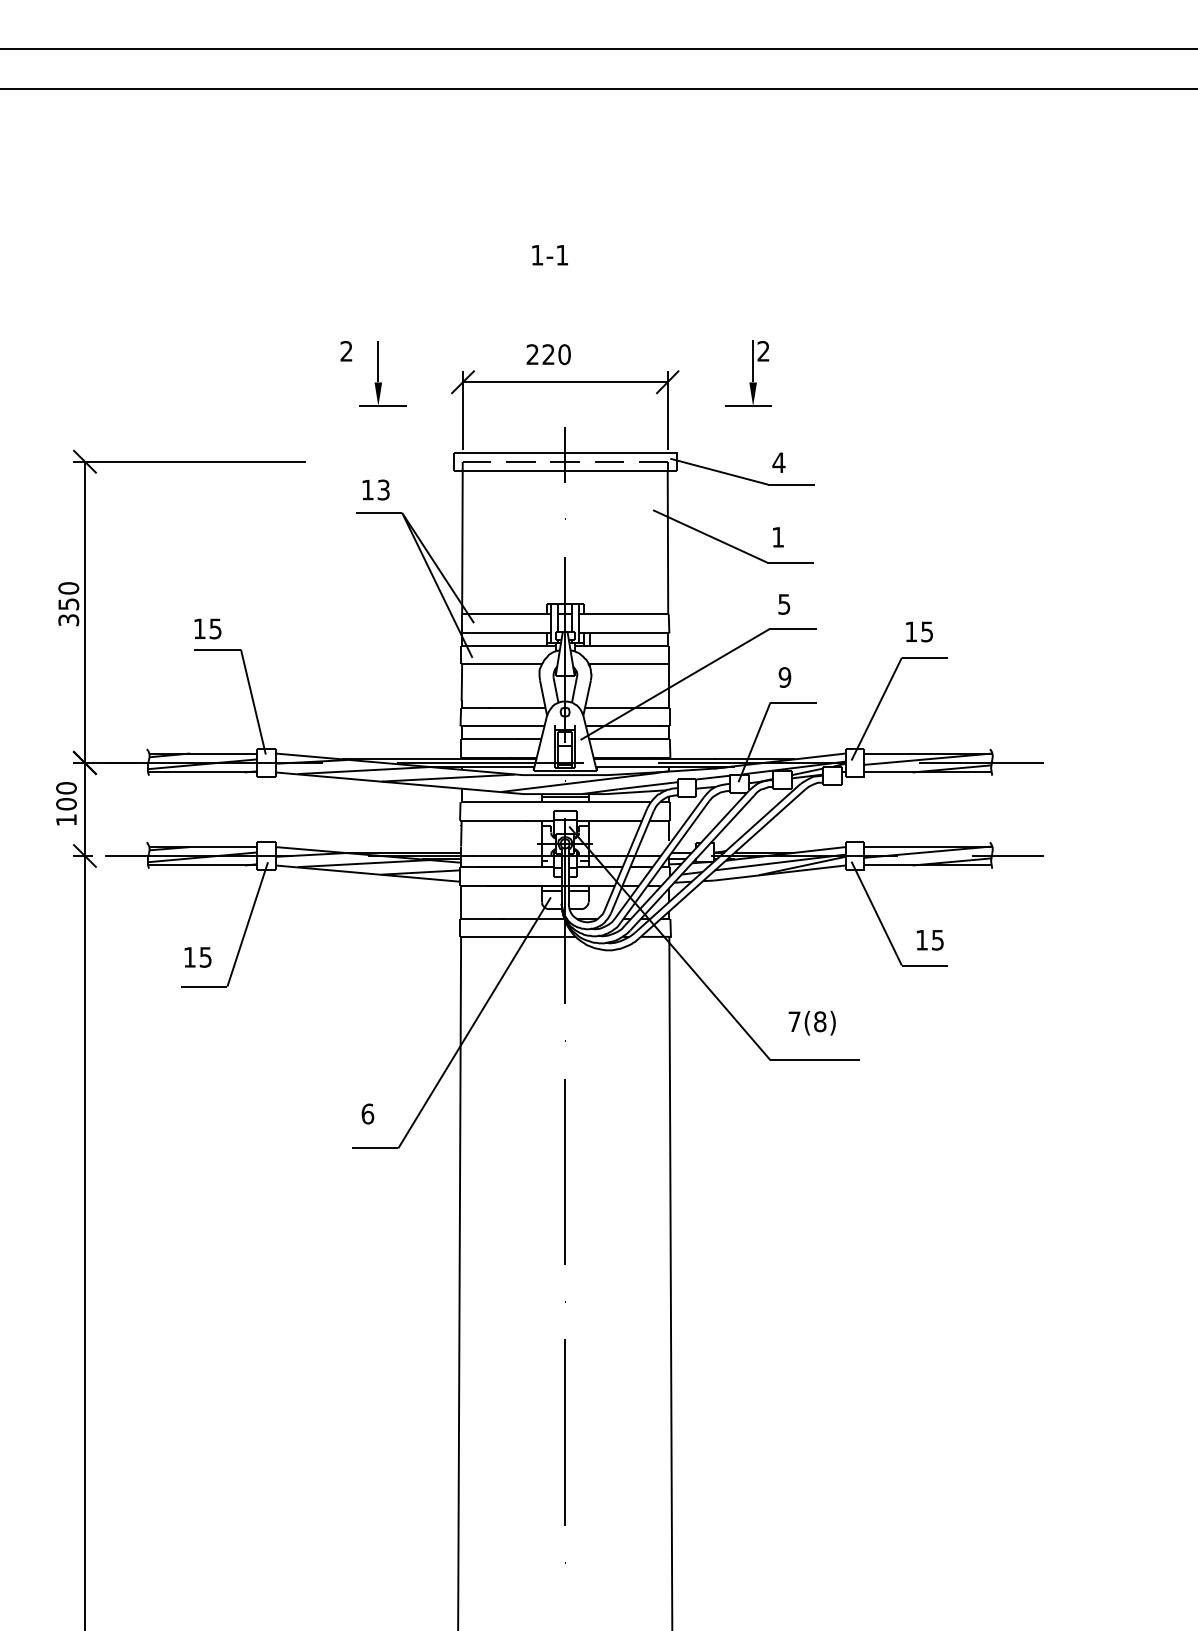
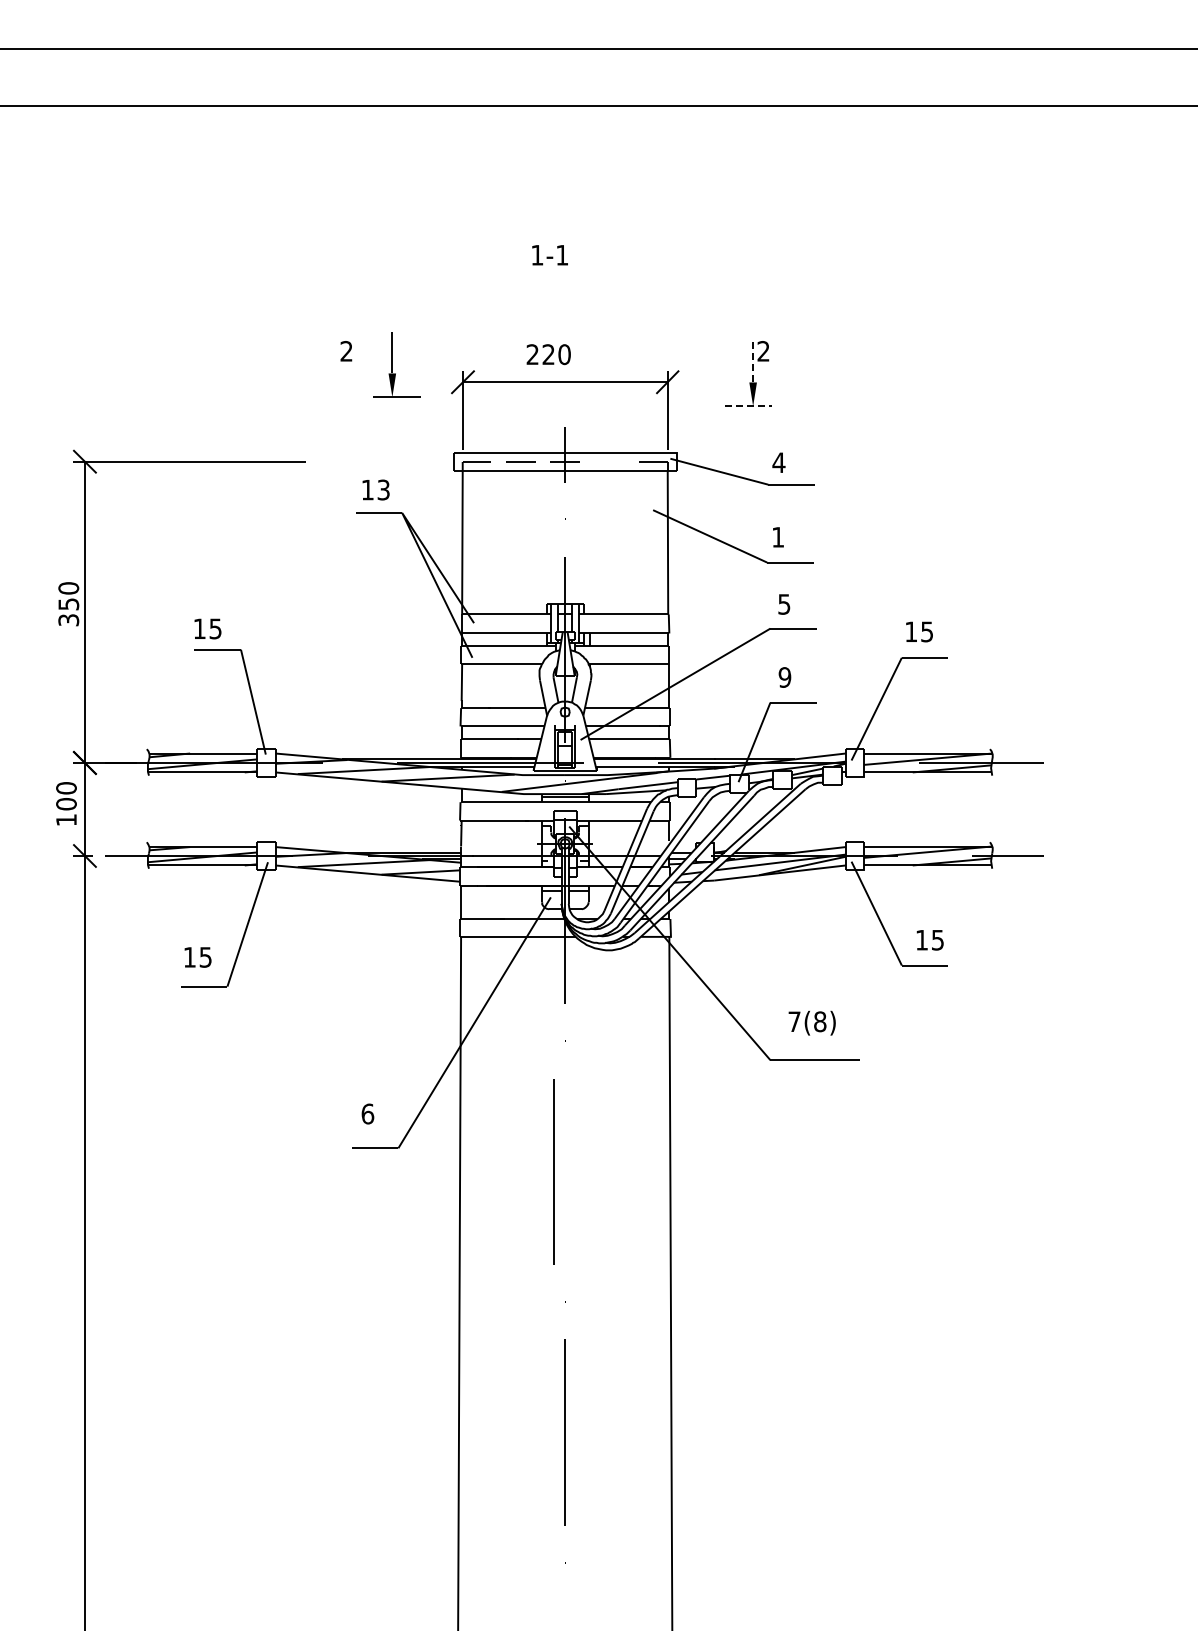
line position: (598, 89) -> (598, 106) (598, 106)
line: solid -> dashed (753, 361)
part position: (382, 373) -> (396, 364) (396, 364)
line: solid -> dashed (748, 406)
line: present -> none (609, 461)
line position: (564, 1171) -> (553, 1171) (553, 1171)
